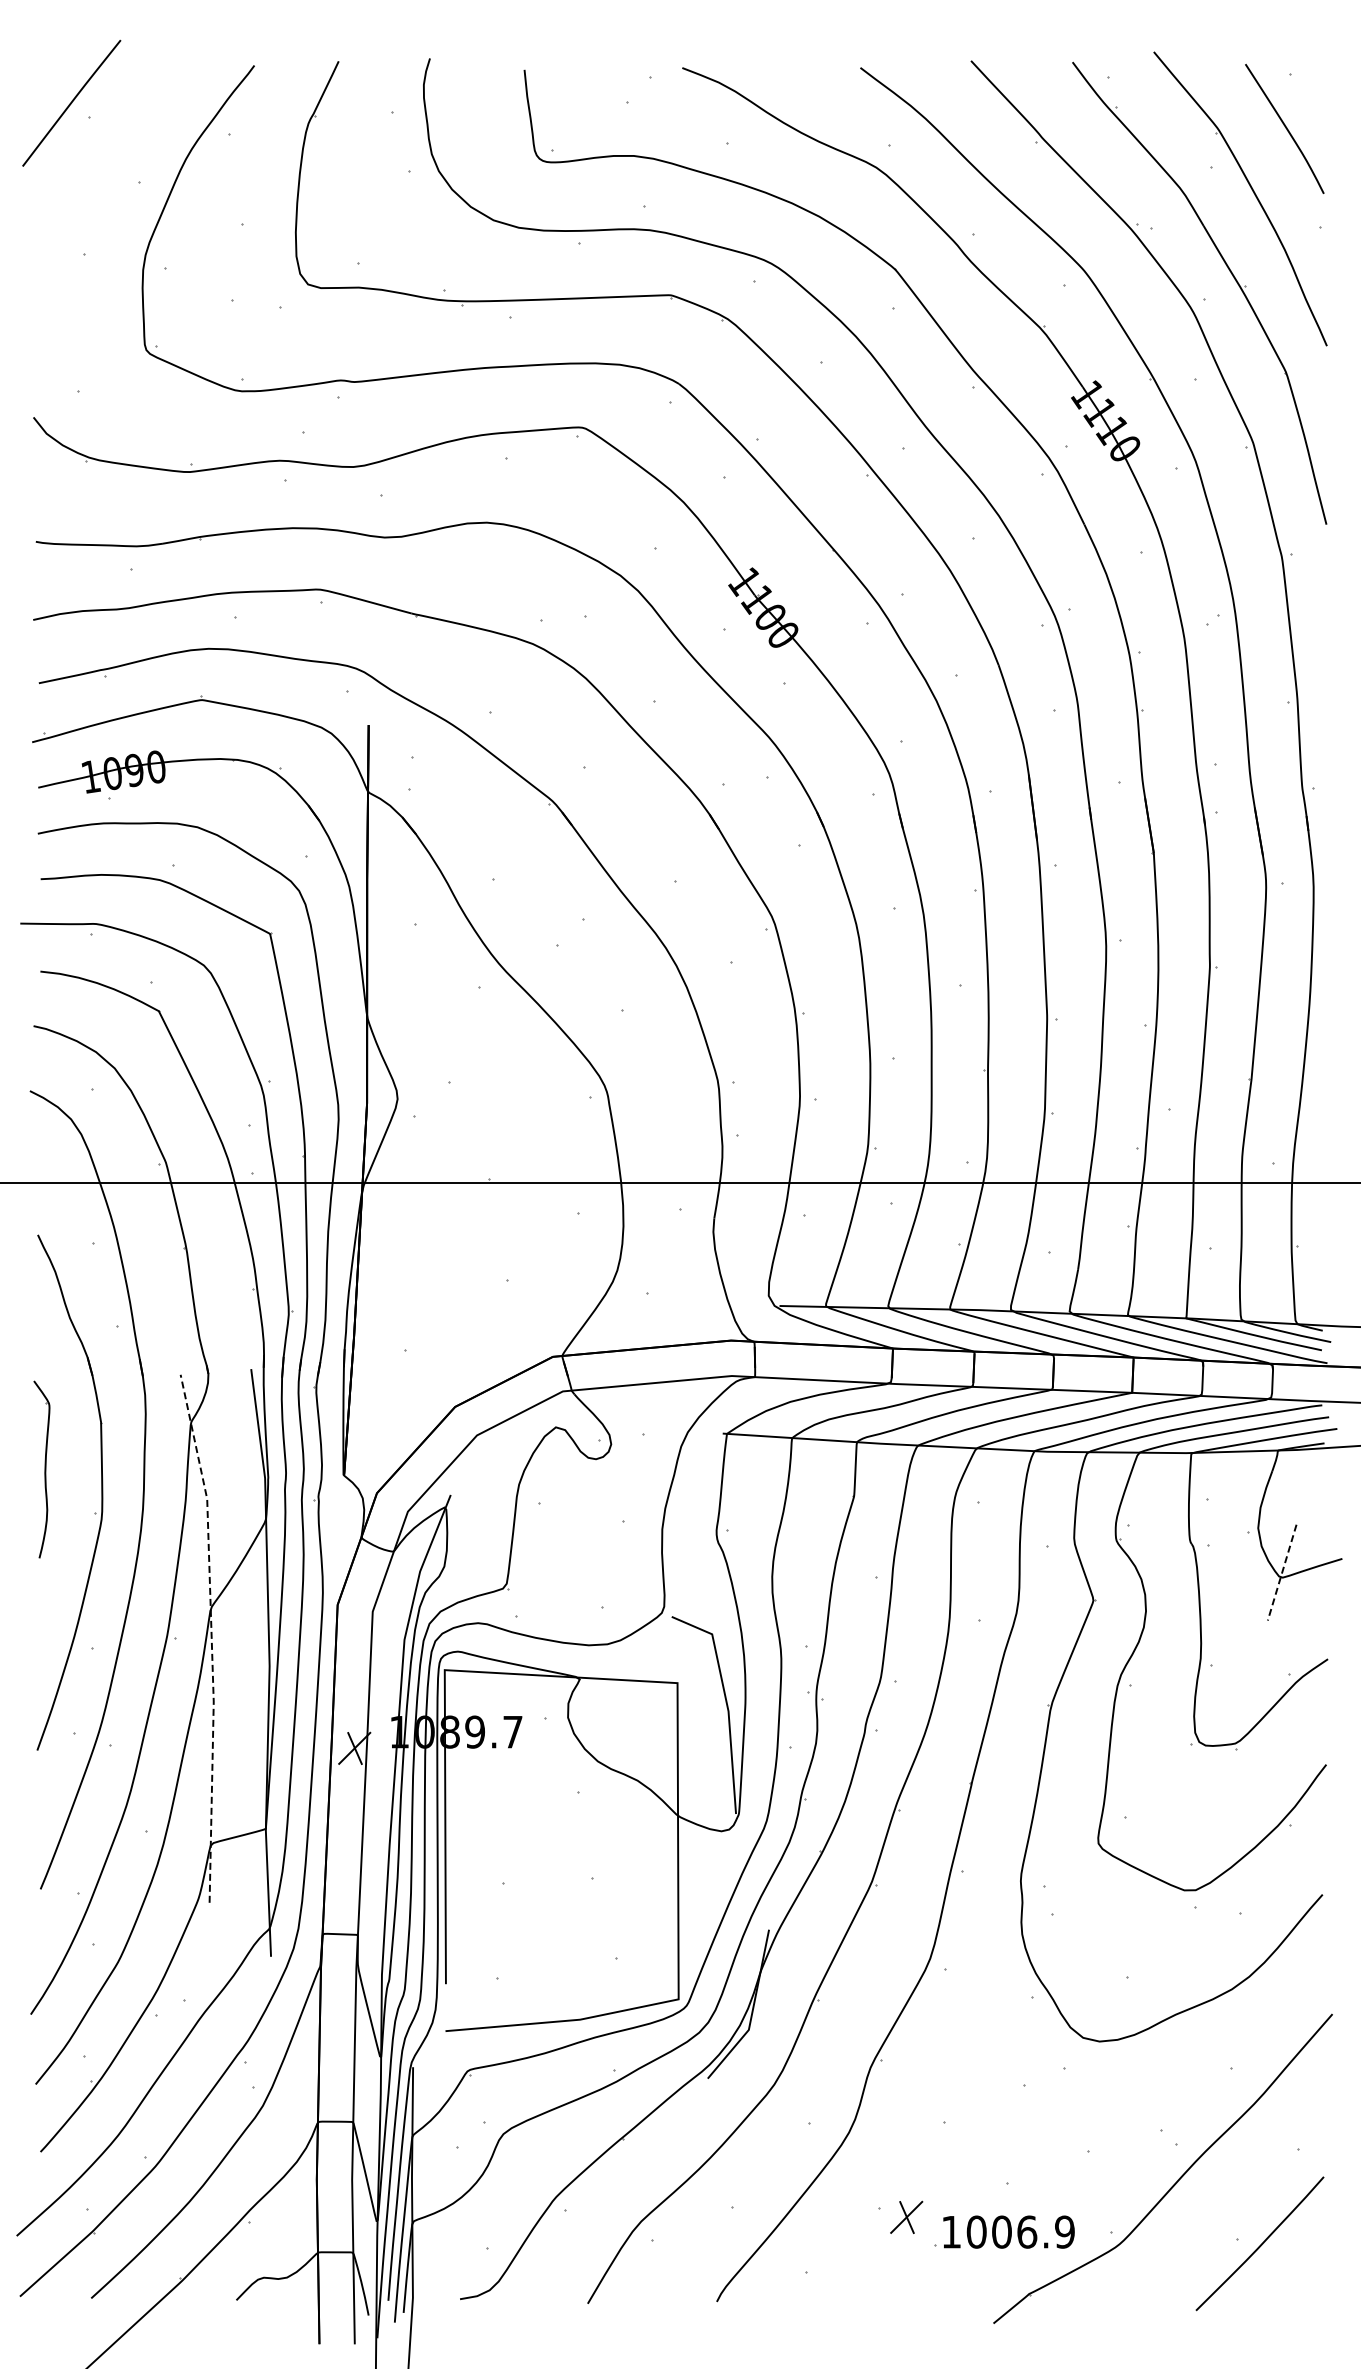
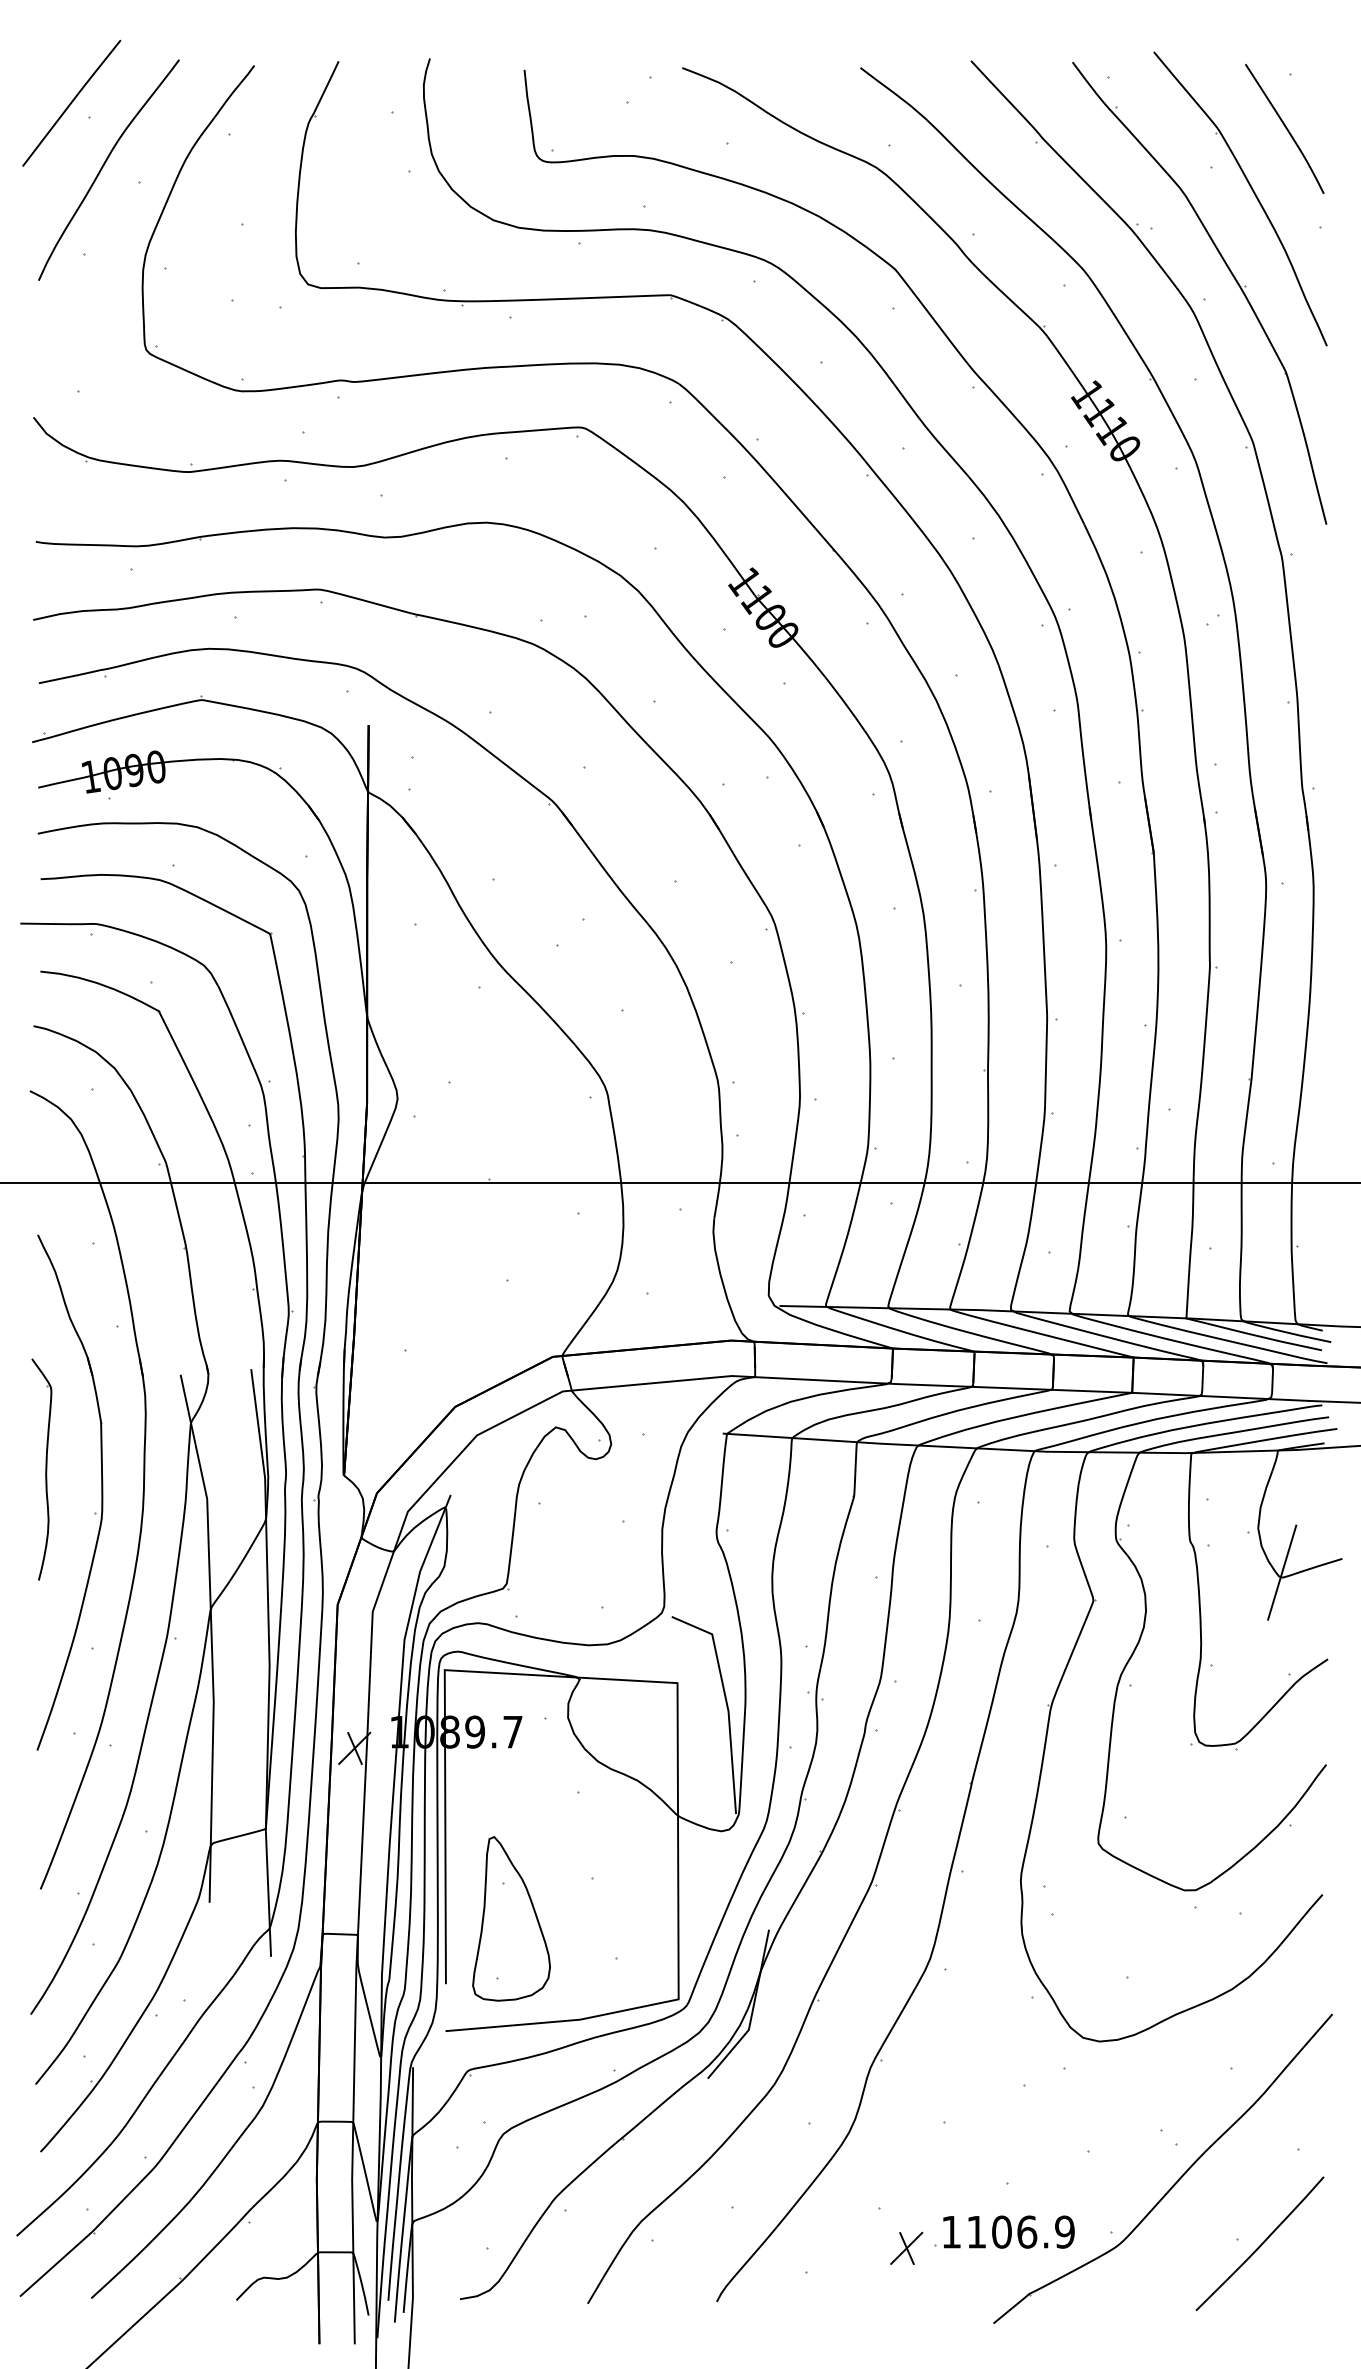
curve: none -> present (103, 167)
part size: 18x179 px -> 22x223 px (41, 1469)
line: dashed -> solid (1282, 1573)
line: dashed -> solid (211, 1637)
part: none -> present (511, 1918)
part position: (906, 2216) -> (906, 2247) (906, 2247)
text: 1006.9 -> 1106.9 (976, 2231)
